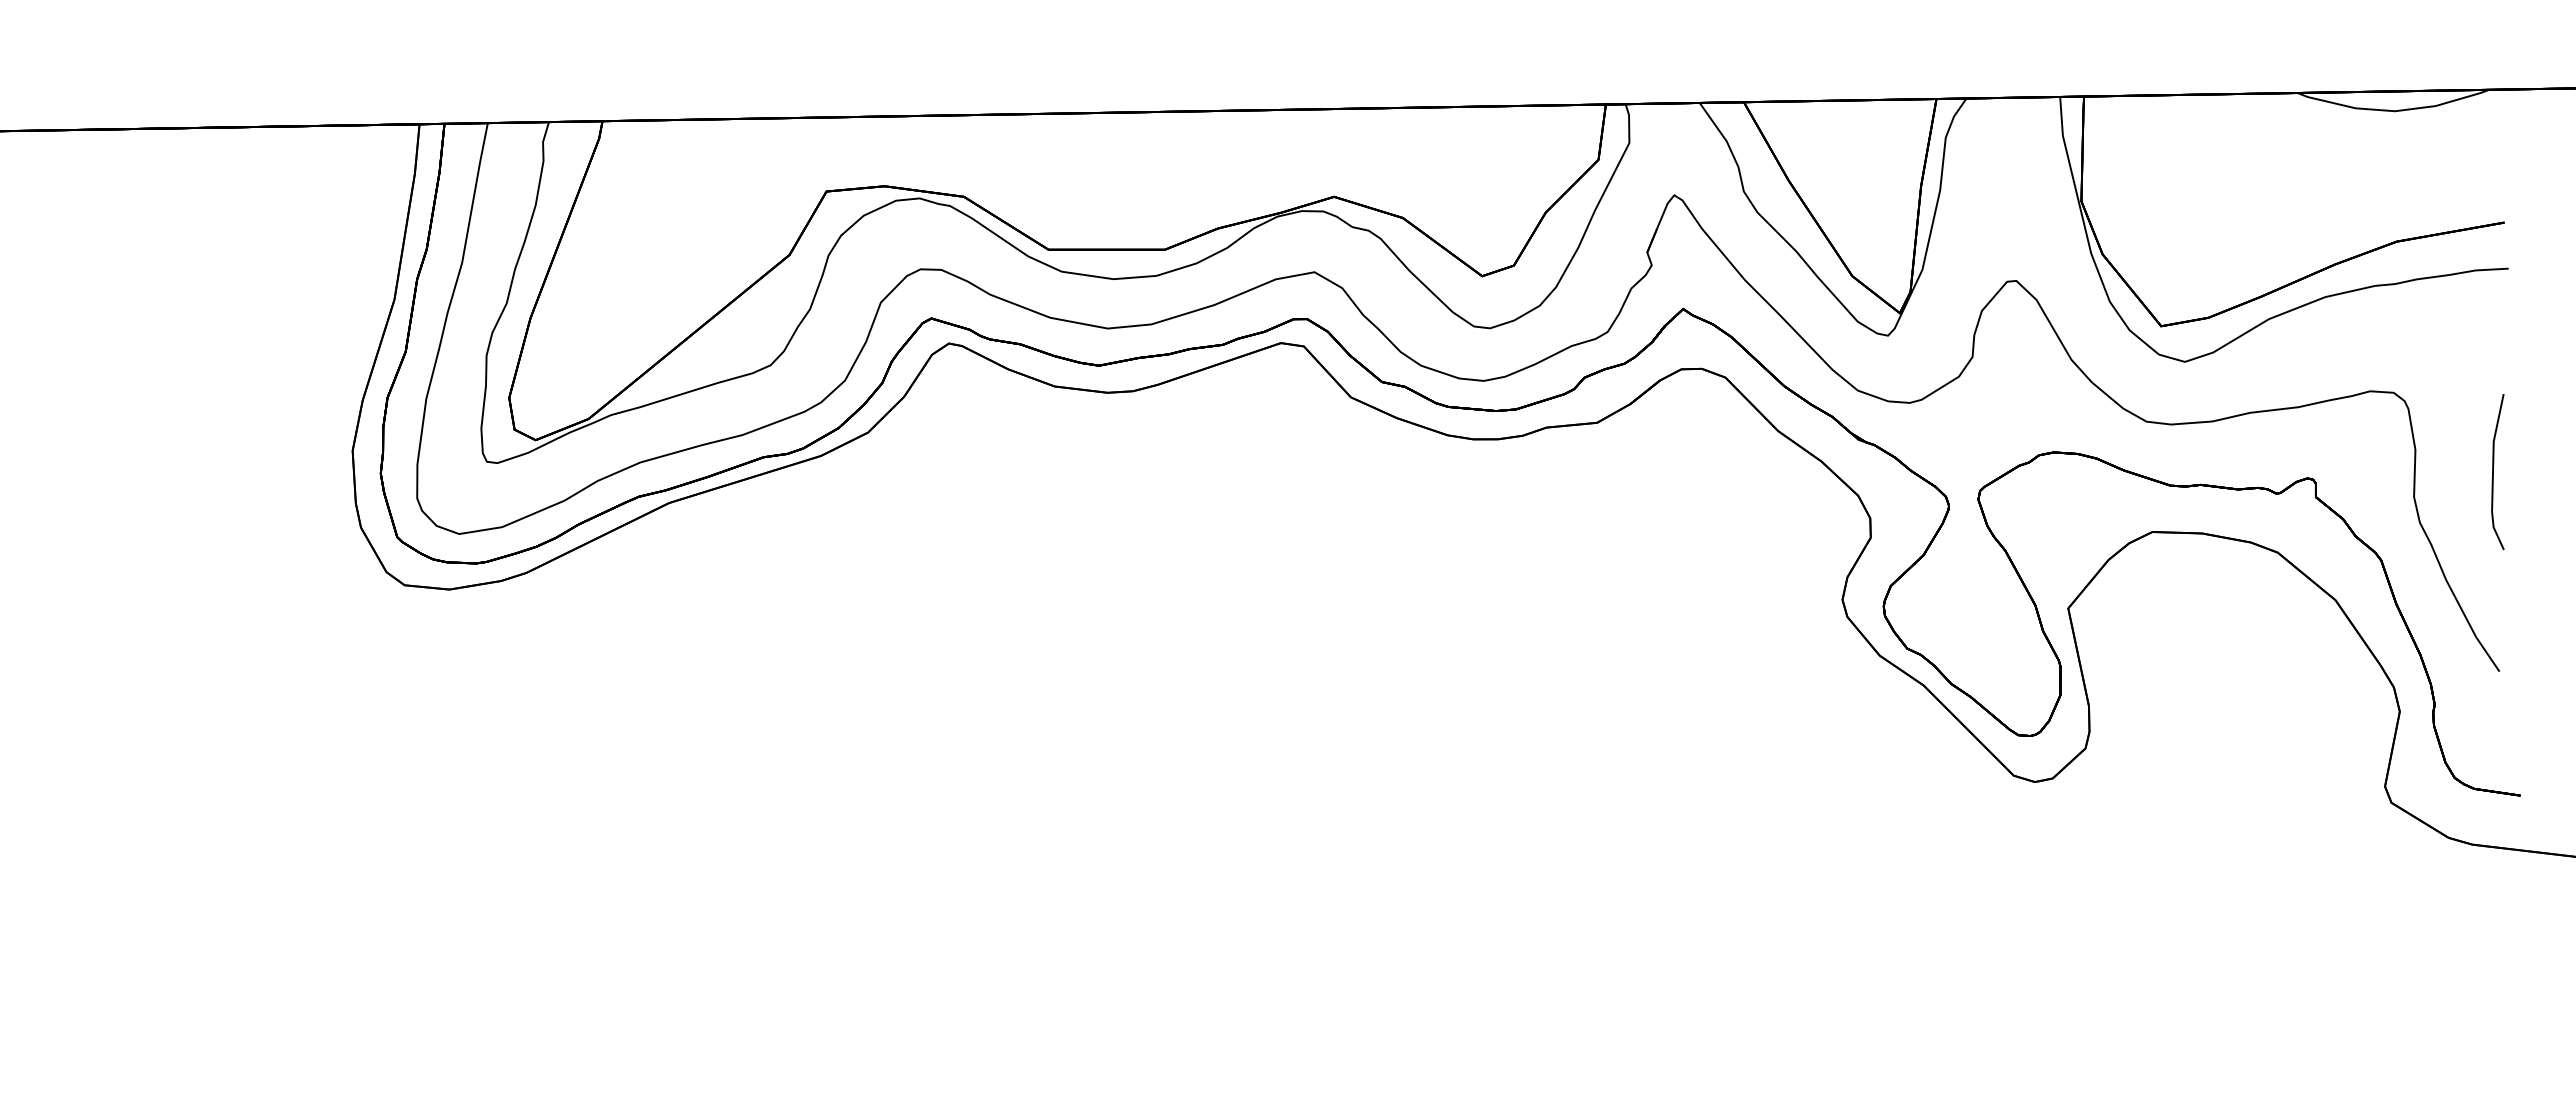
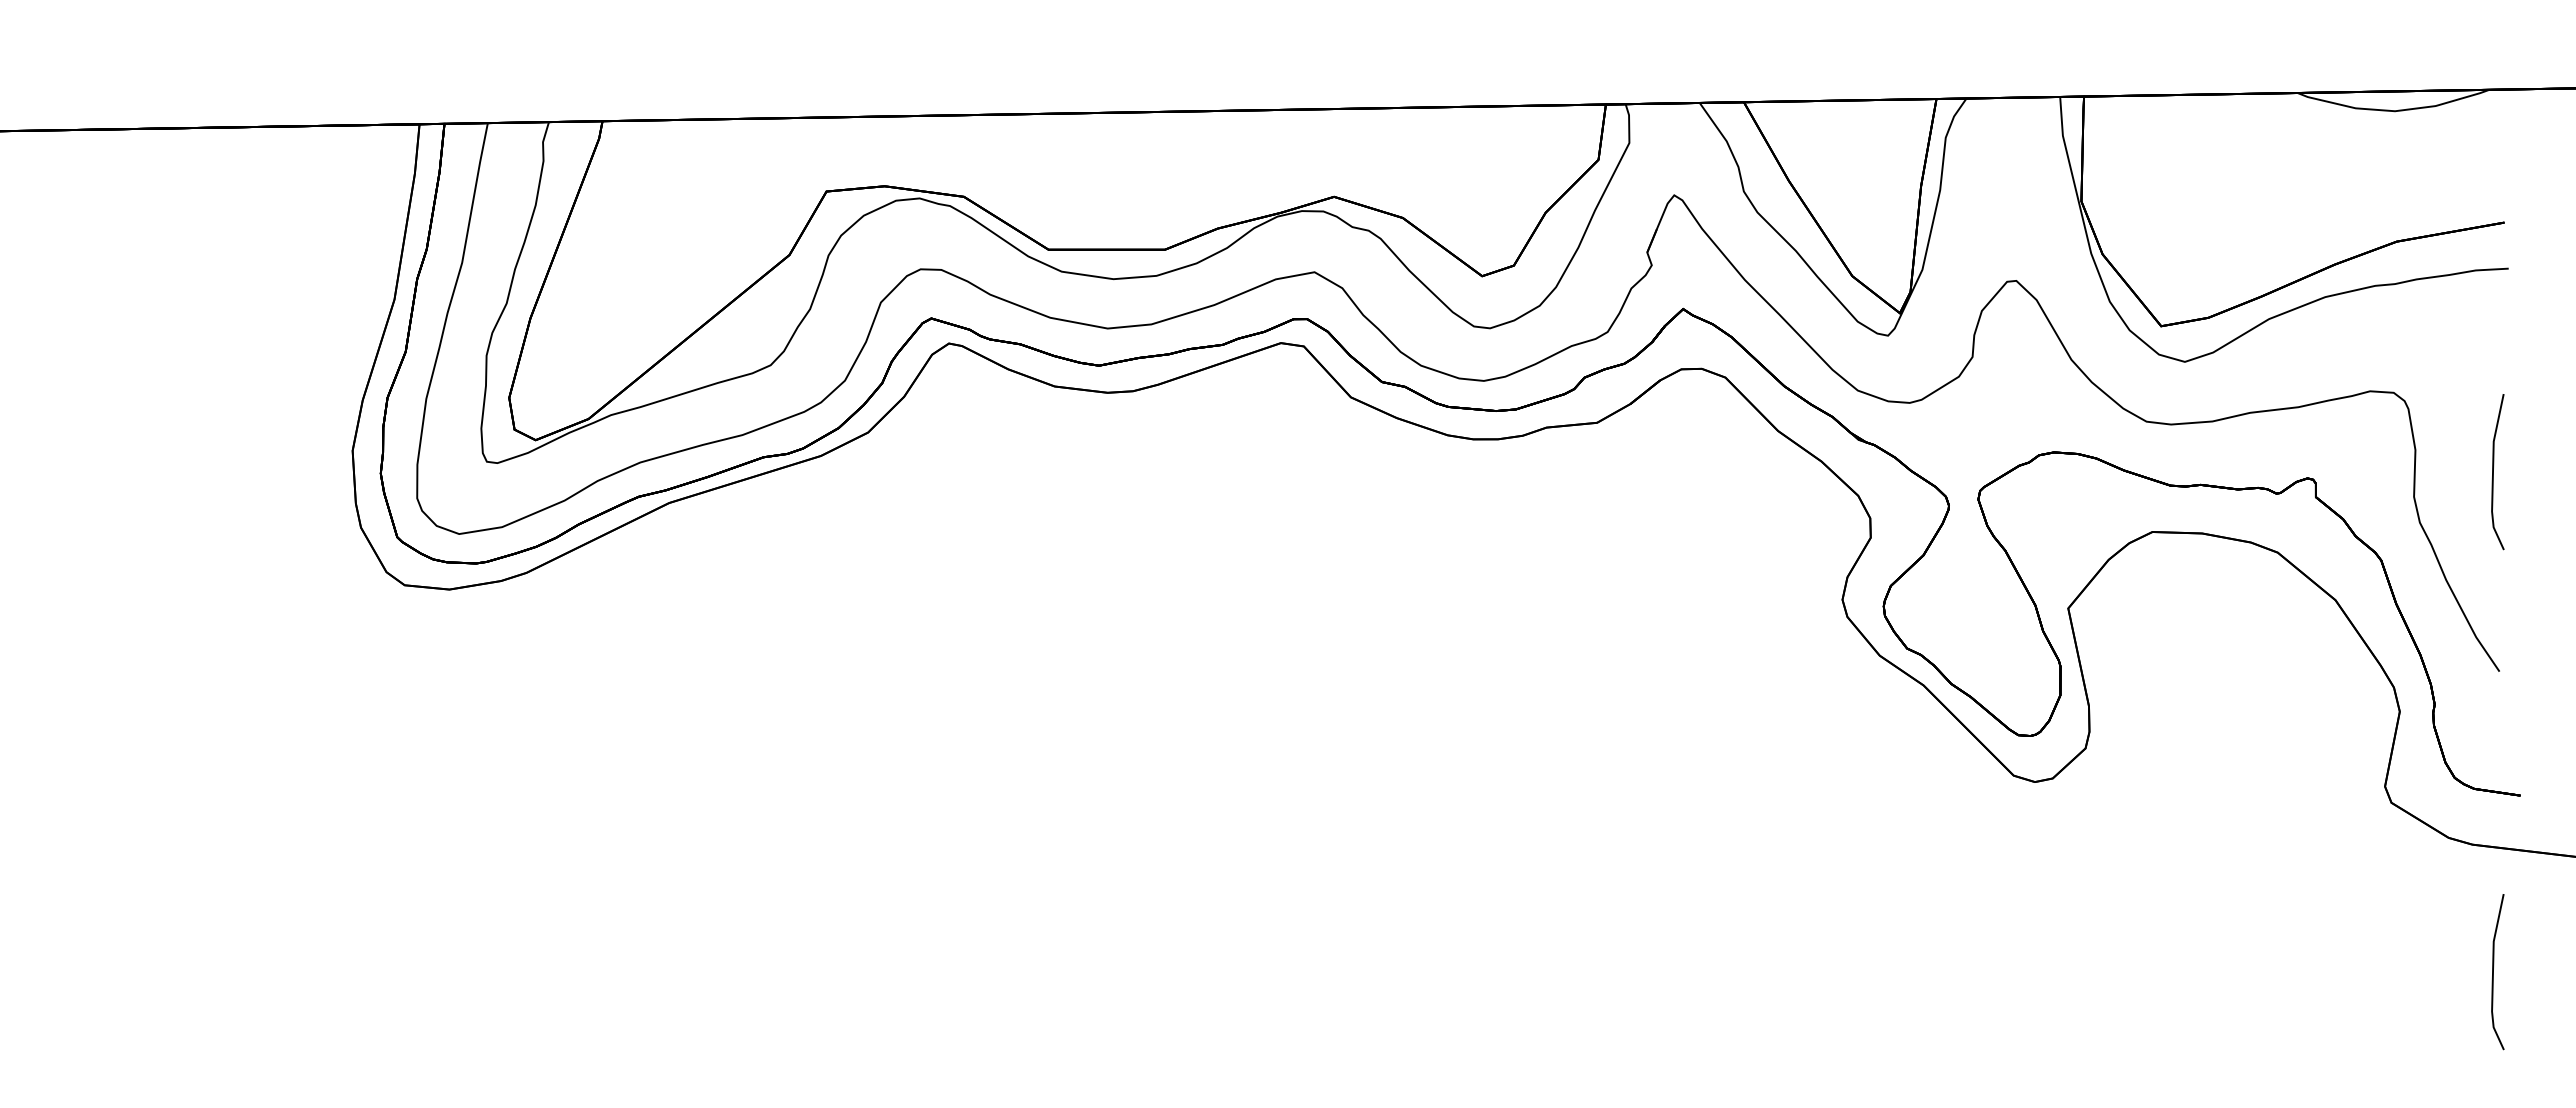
line: none -> present (2493, 972)
